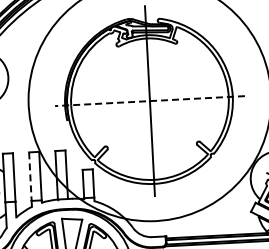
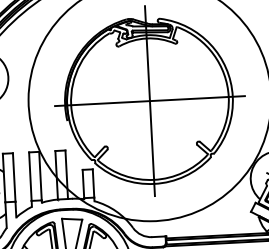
line: dashed -> solid (149, 101)
line: dashed -> solid (30, 177)
